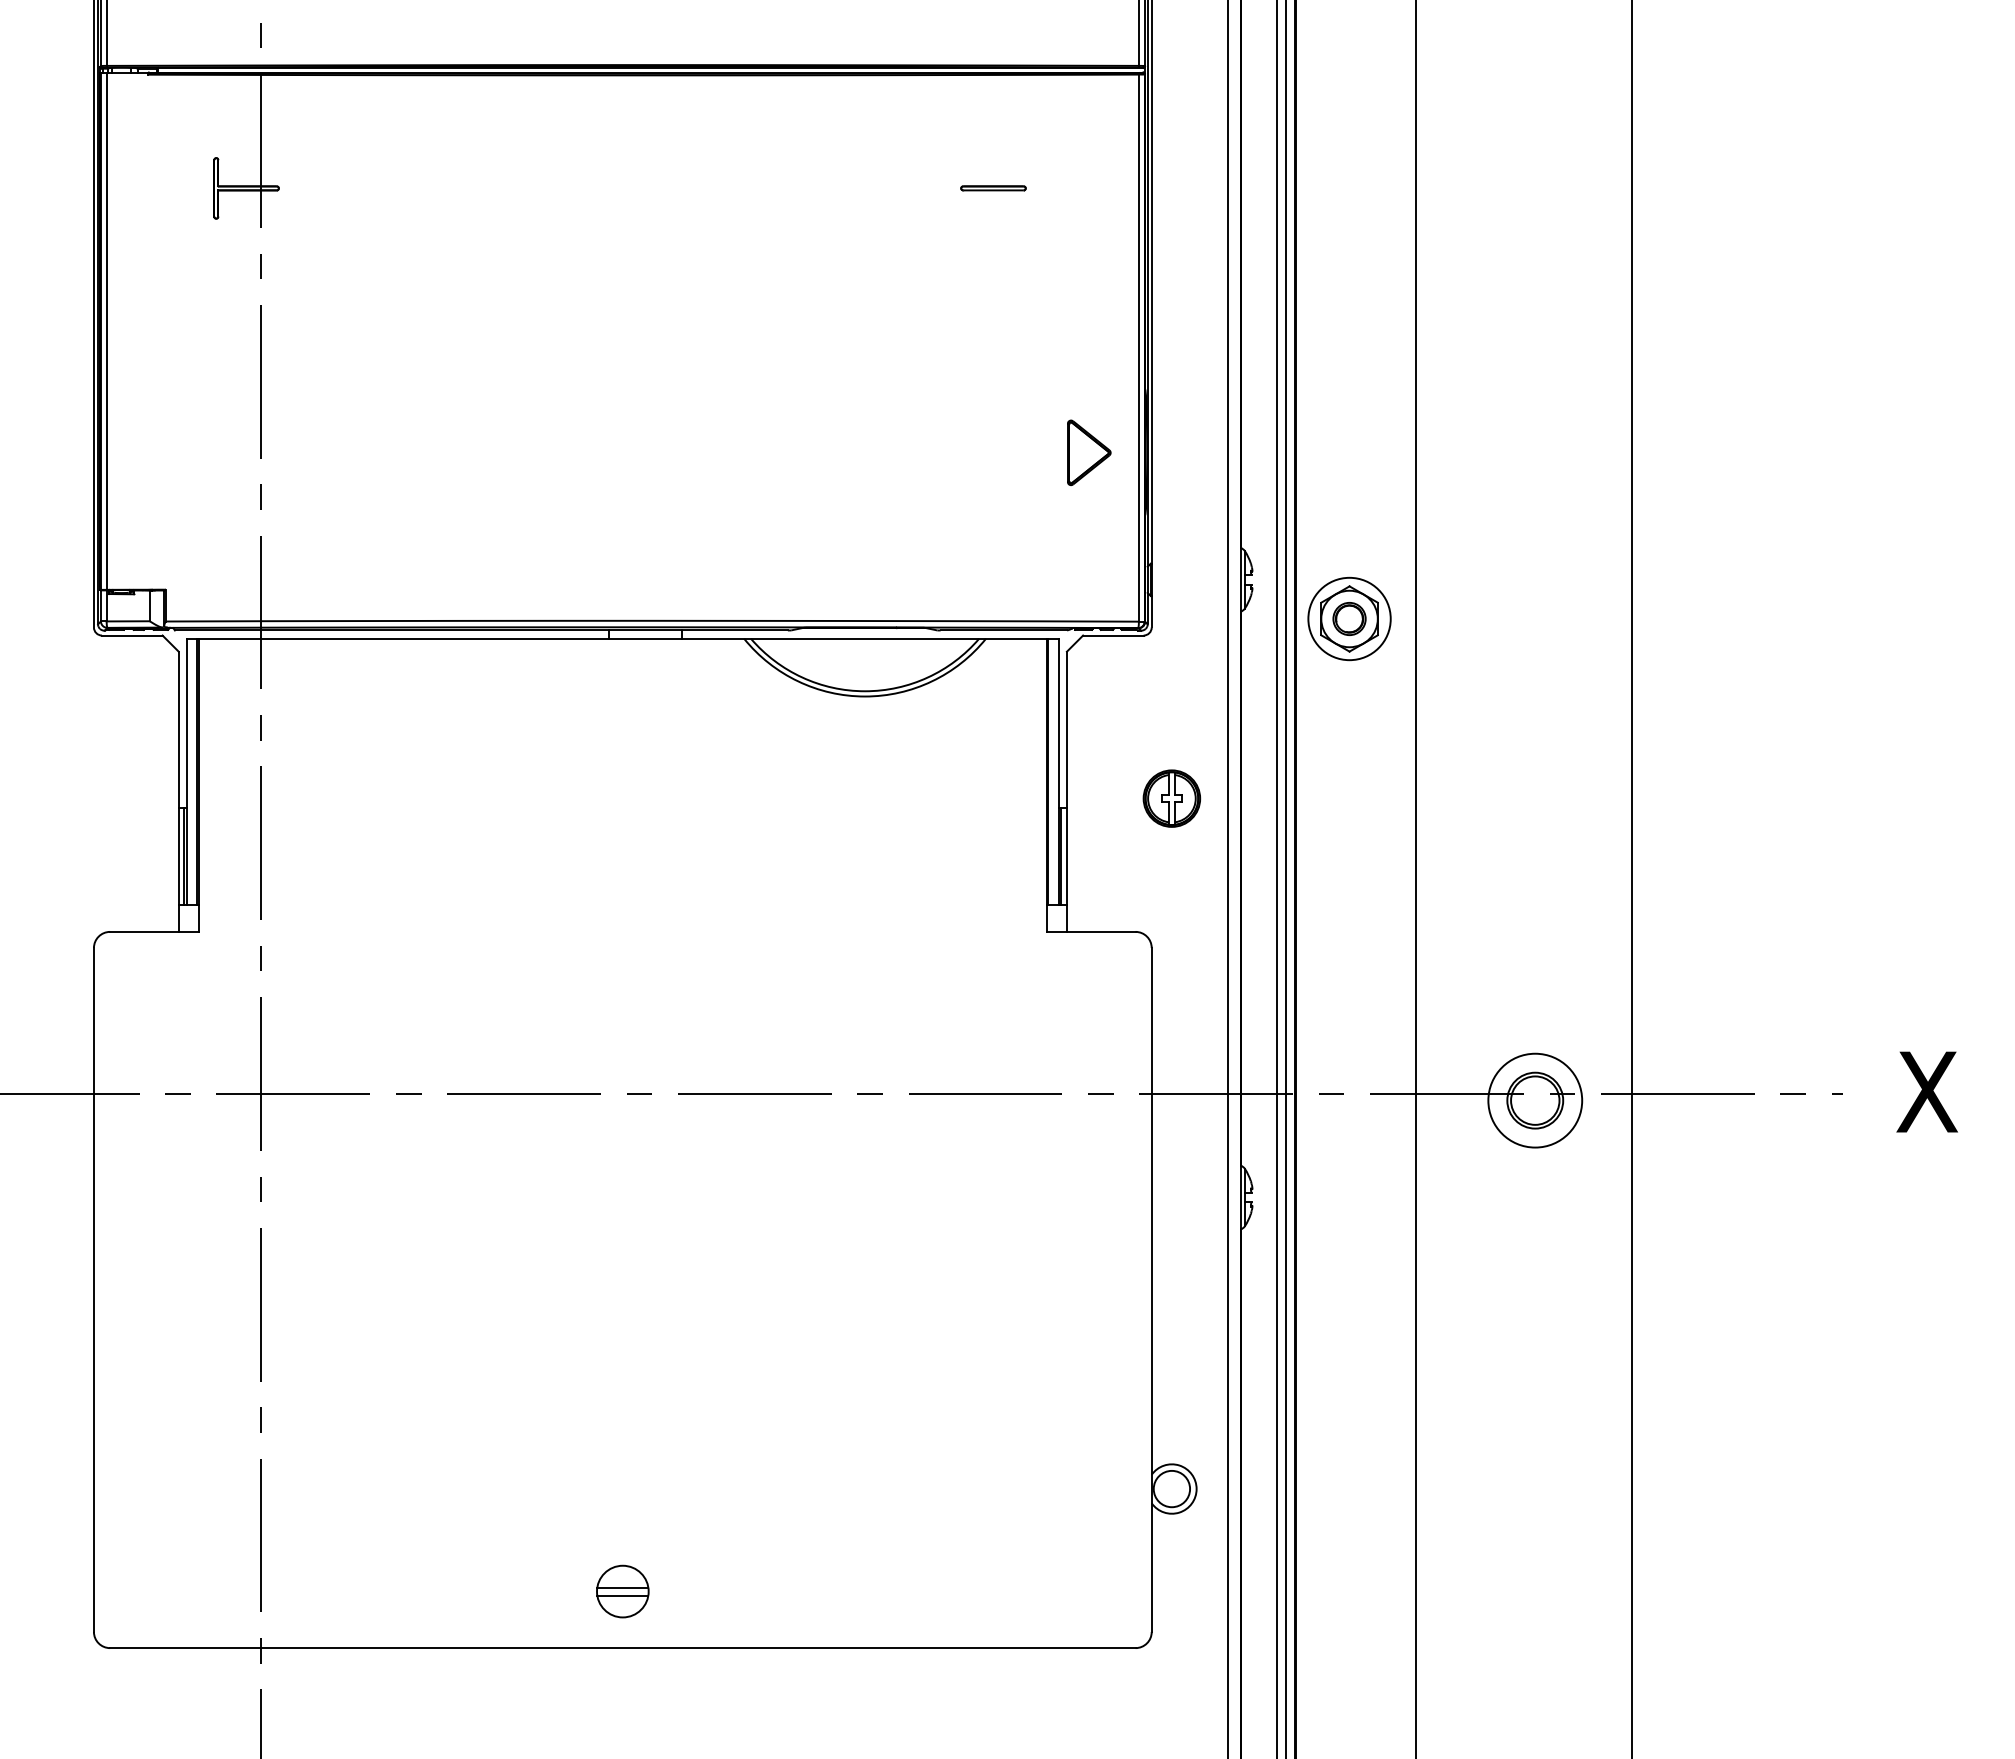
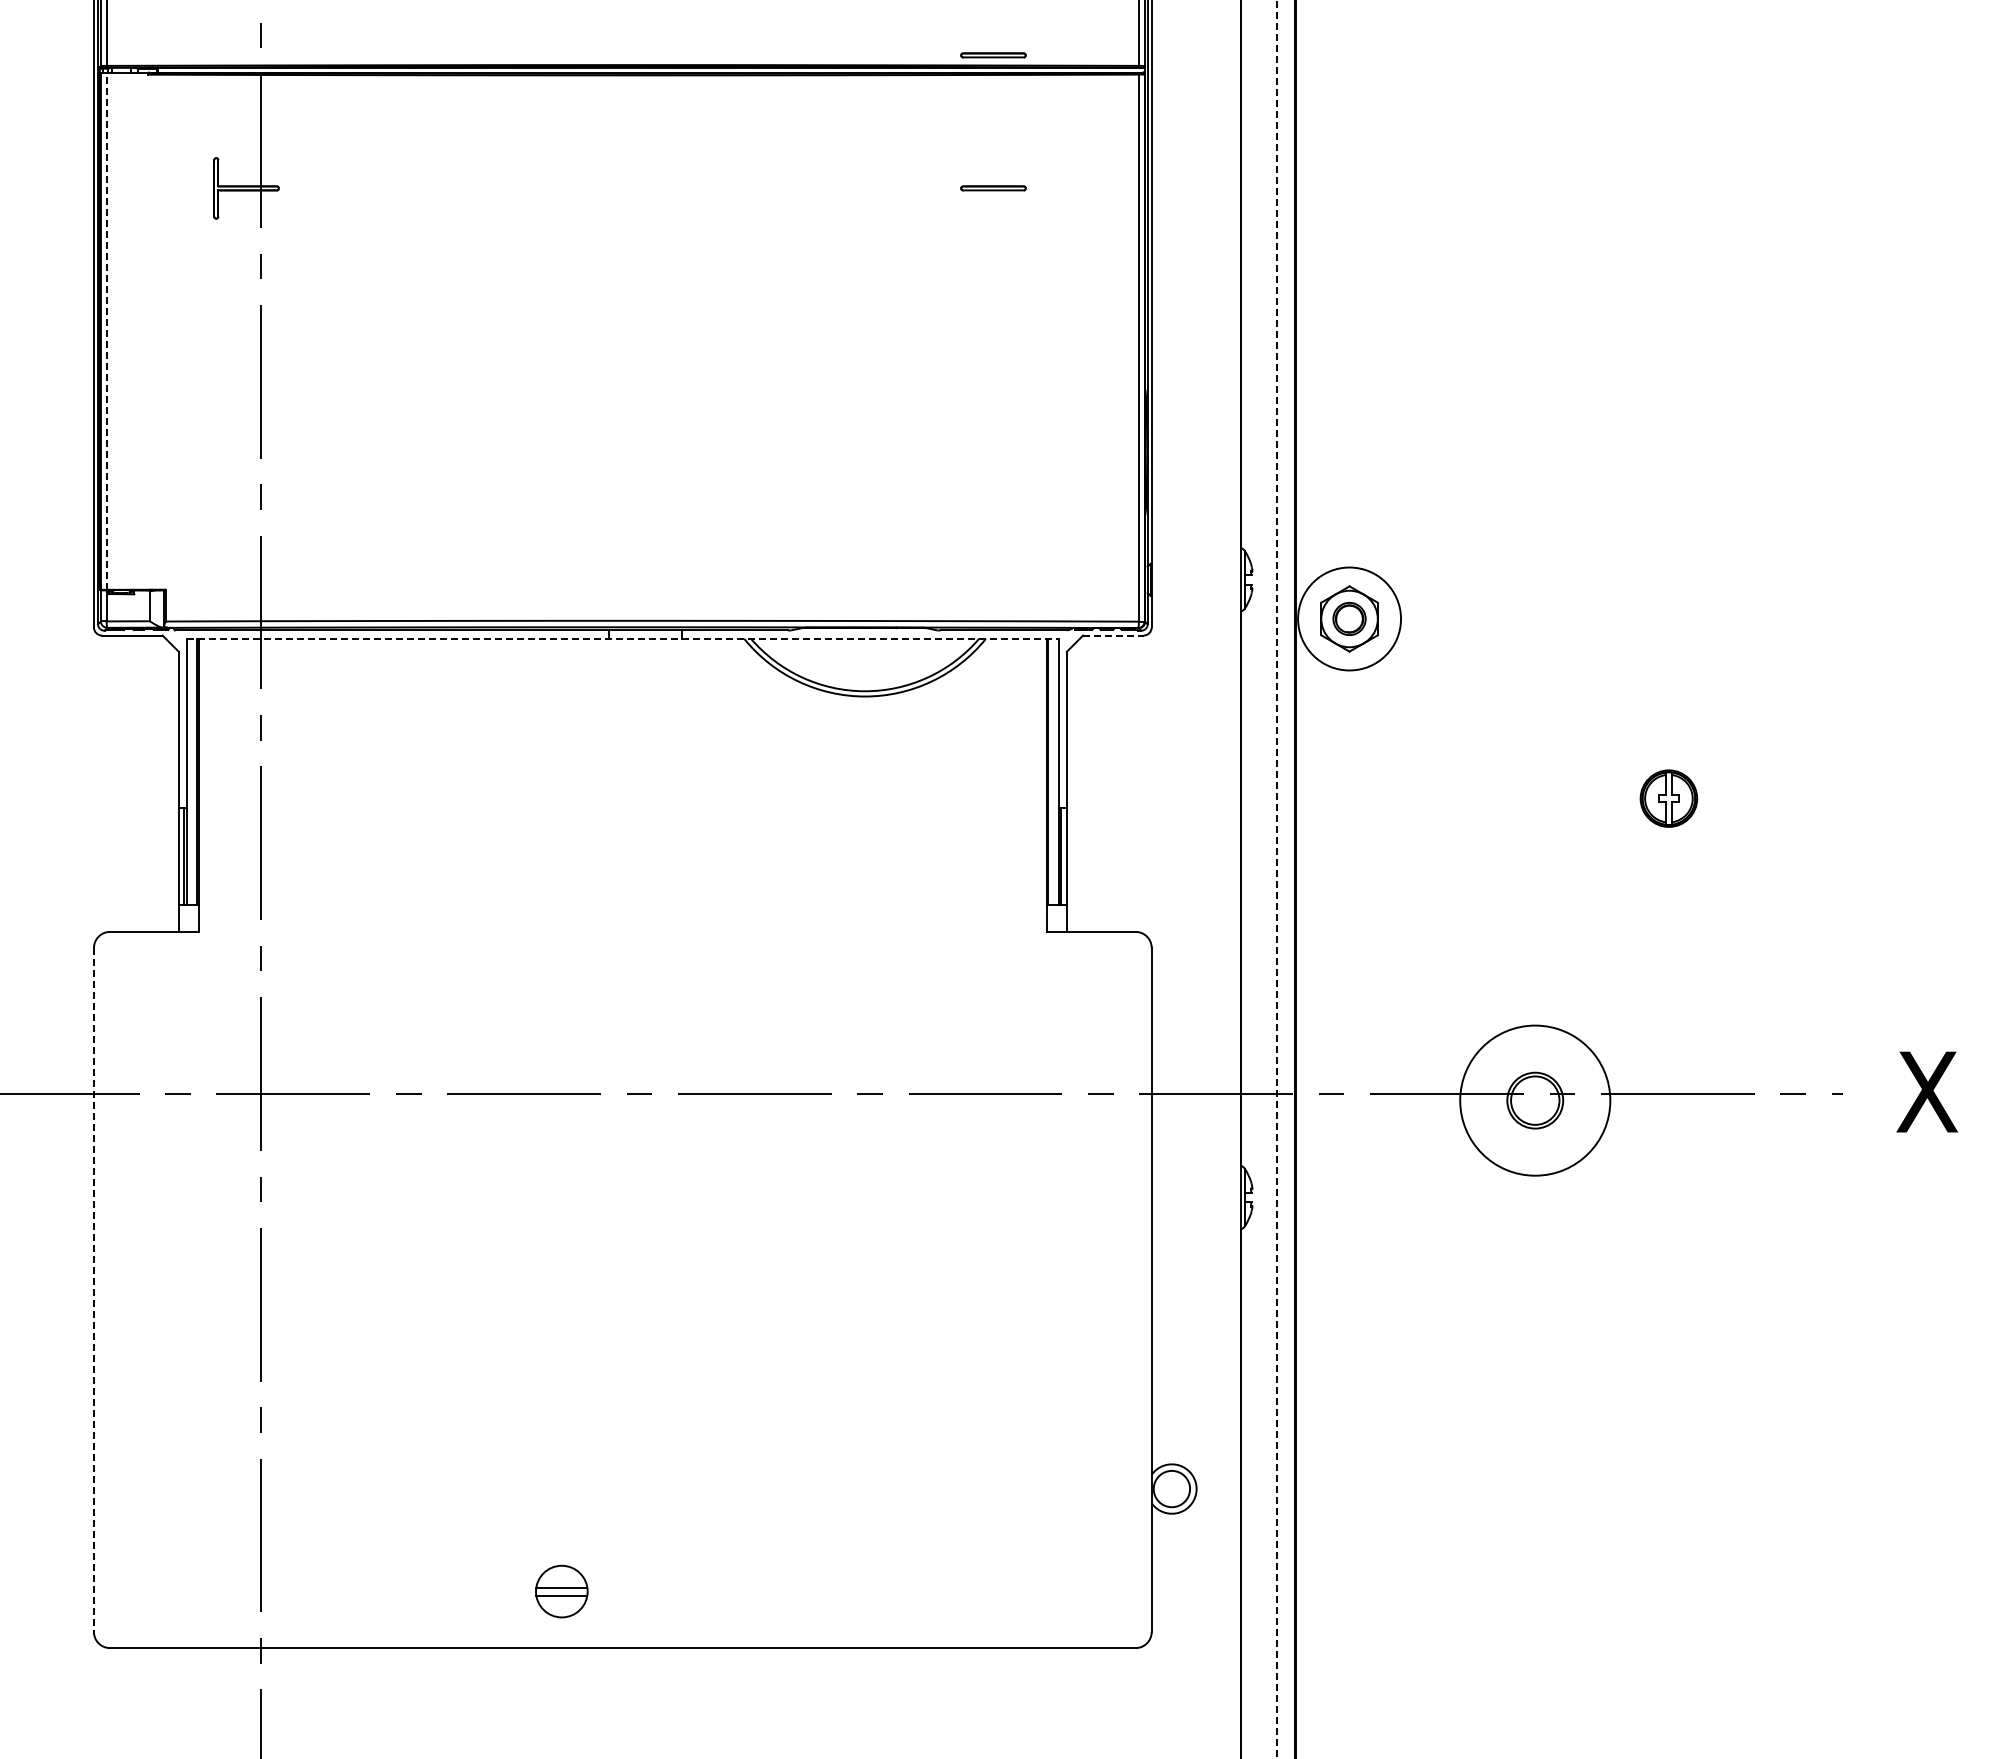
part: none -> present (993, 55)
line: solid -> dashed (106, 331)
part: present -> none (1089, 452)
circle diameter: 82 px -> 103 px (1349, 618)
line: solid -> dashed (1113, 635)
line: solid -> dashed (623, 638)
part position: (1171, 798) -> (1668, 798) (1668, 798)
line: present -> none (1228, 878)
line: present -> none (1286, 878)
line: present -> none (1415, 878)
line: present -> none (1632, 878)
line: solid -> dashed (1276, 879)
circle diameter: 94 px -> 150 px (1535, 1100)
line: solid -> dashed (93, 1290)
part position: (622, 1591) -> (561, 1591) (561, 1591)
